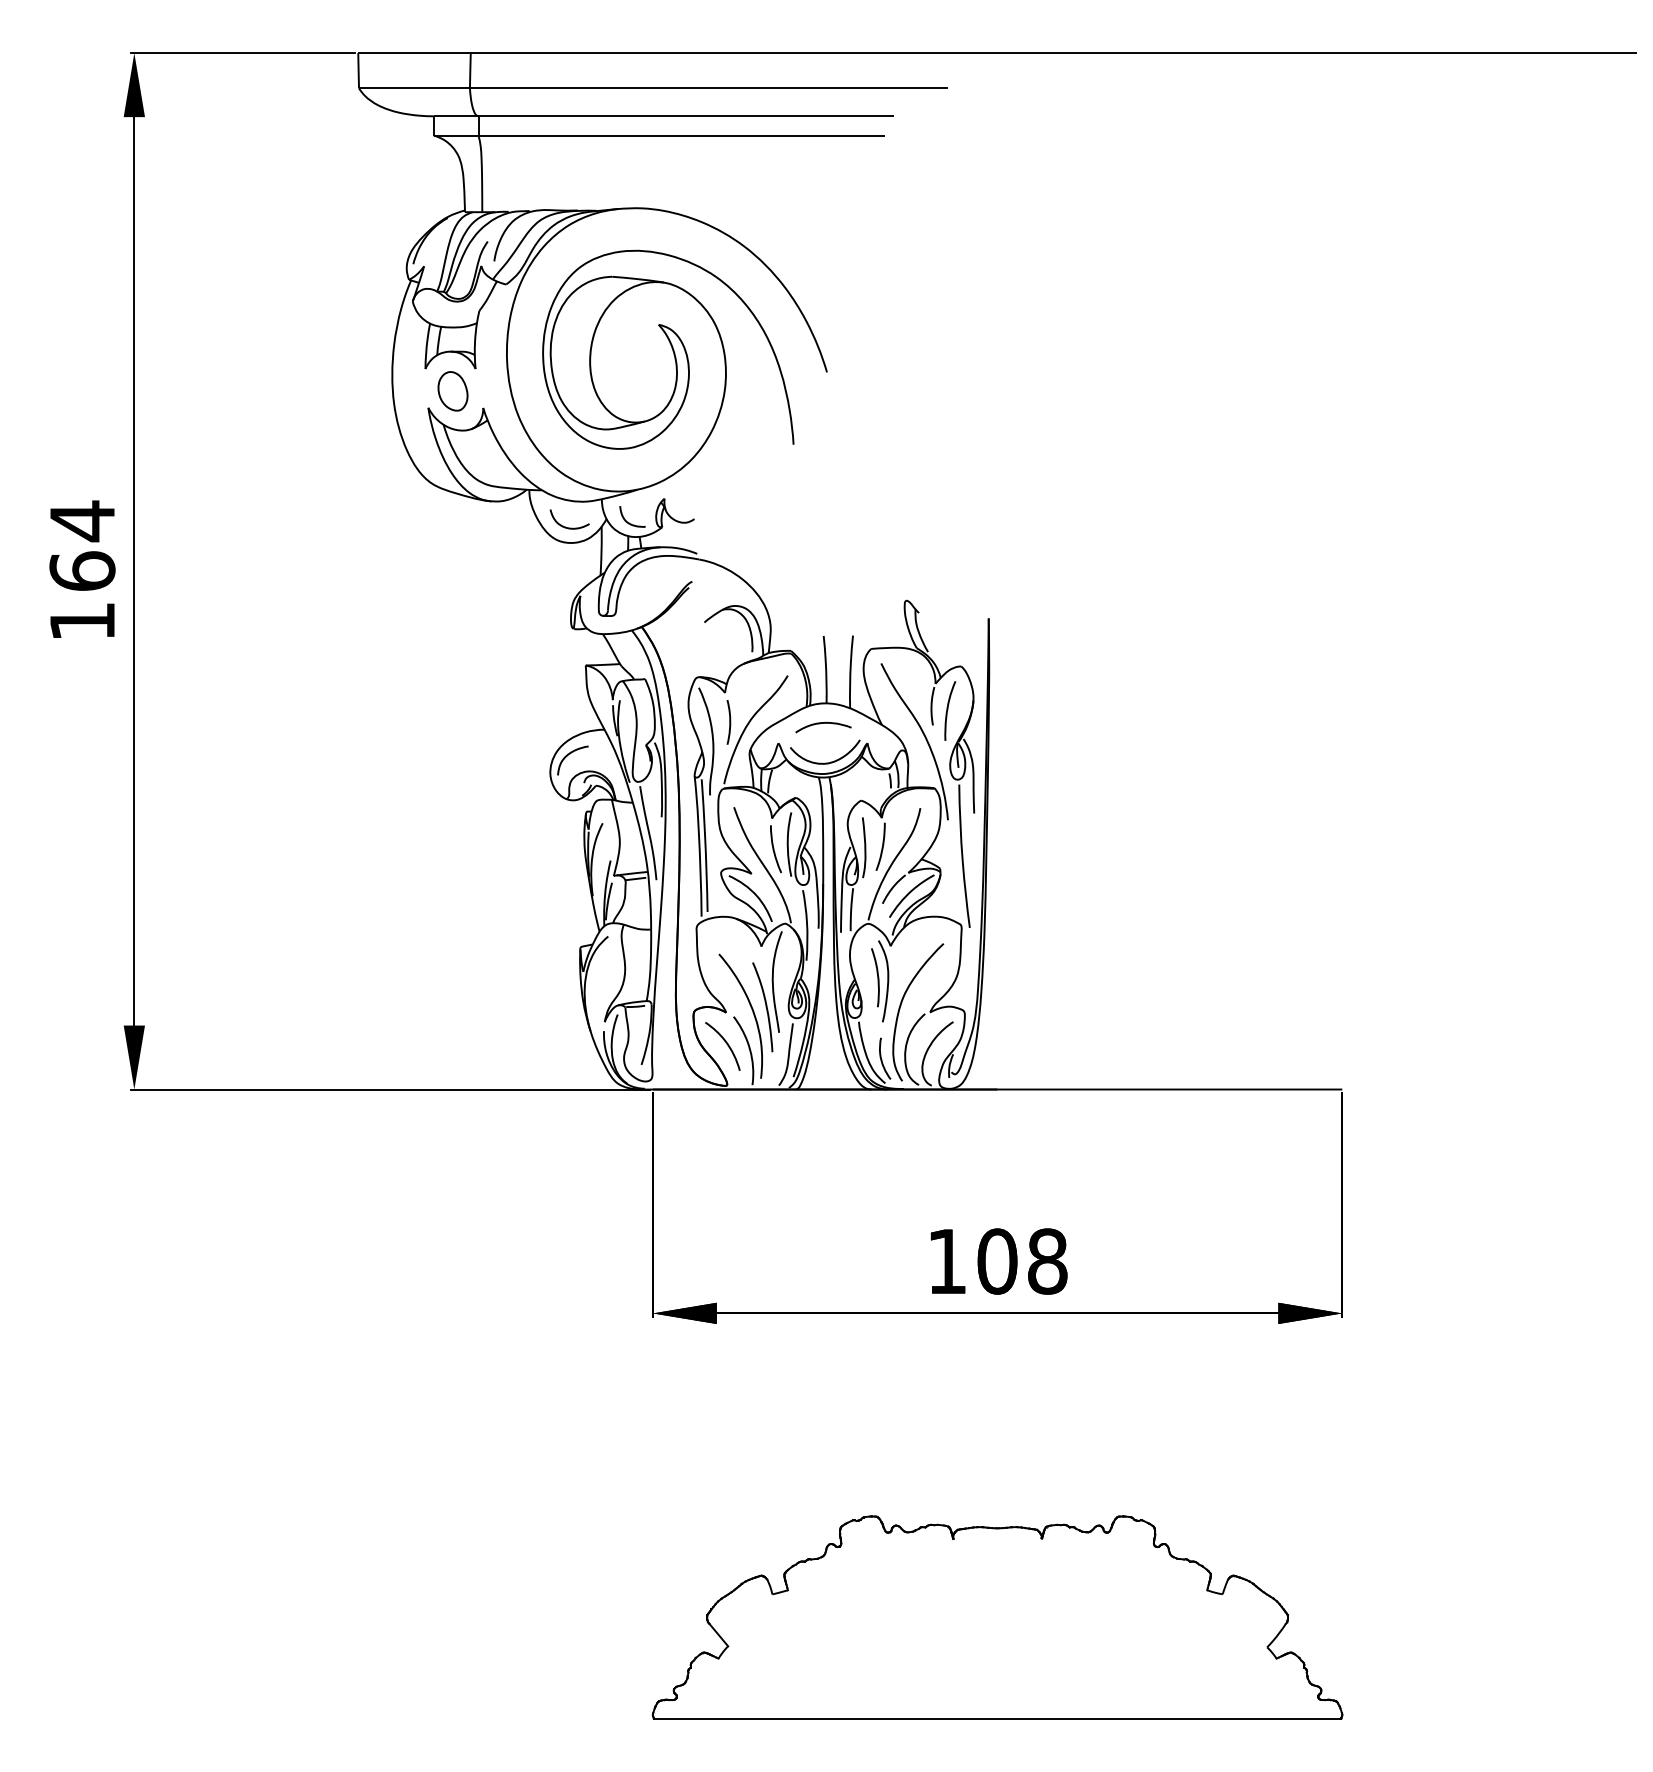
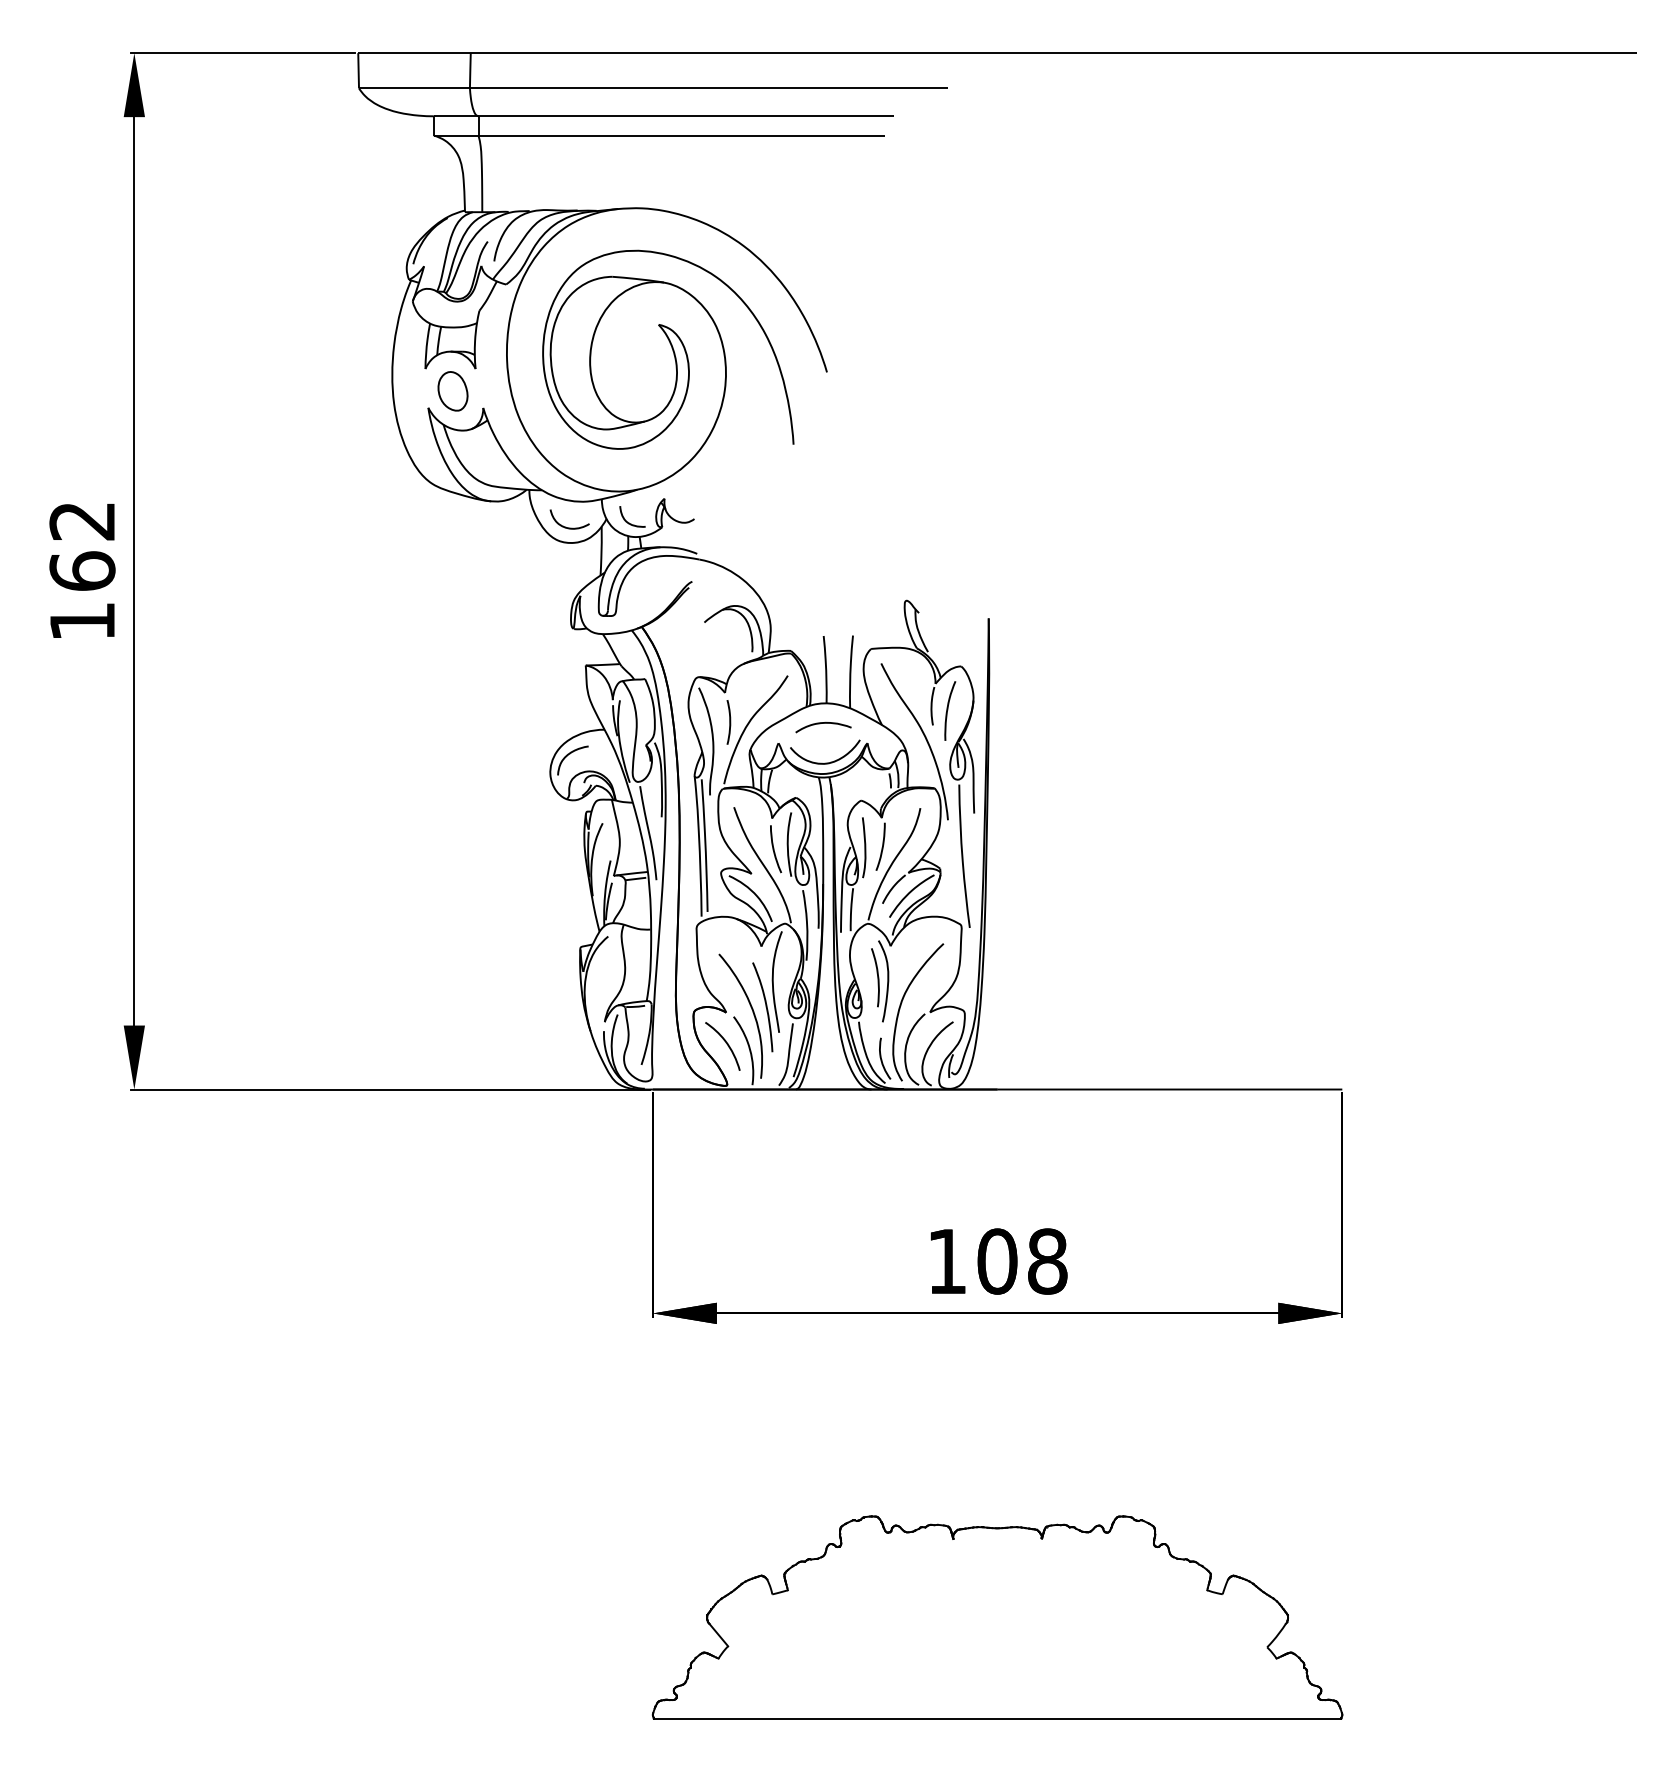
text: 164 -> 162 (81, 521)
